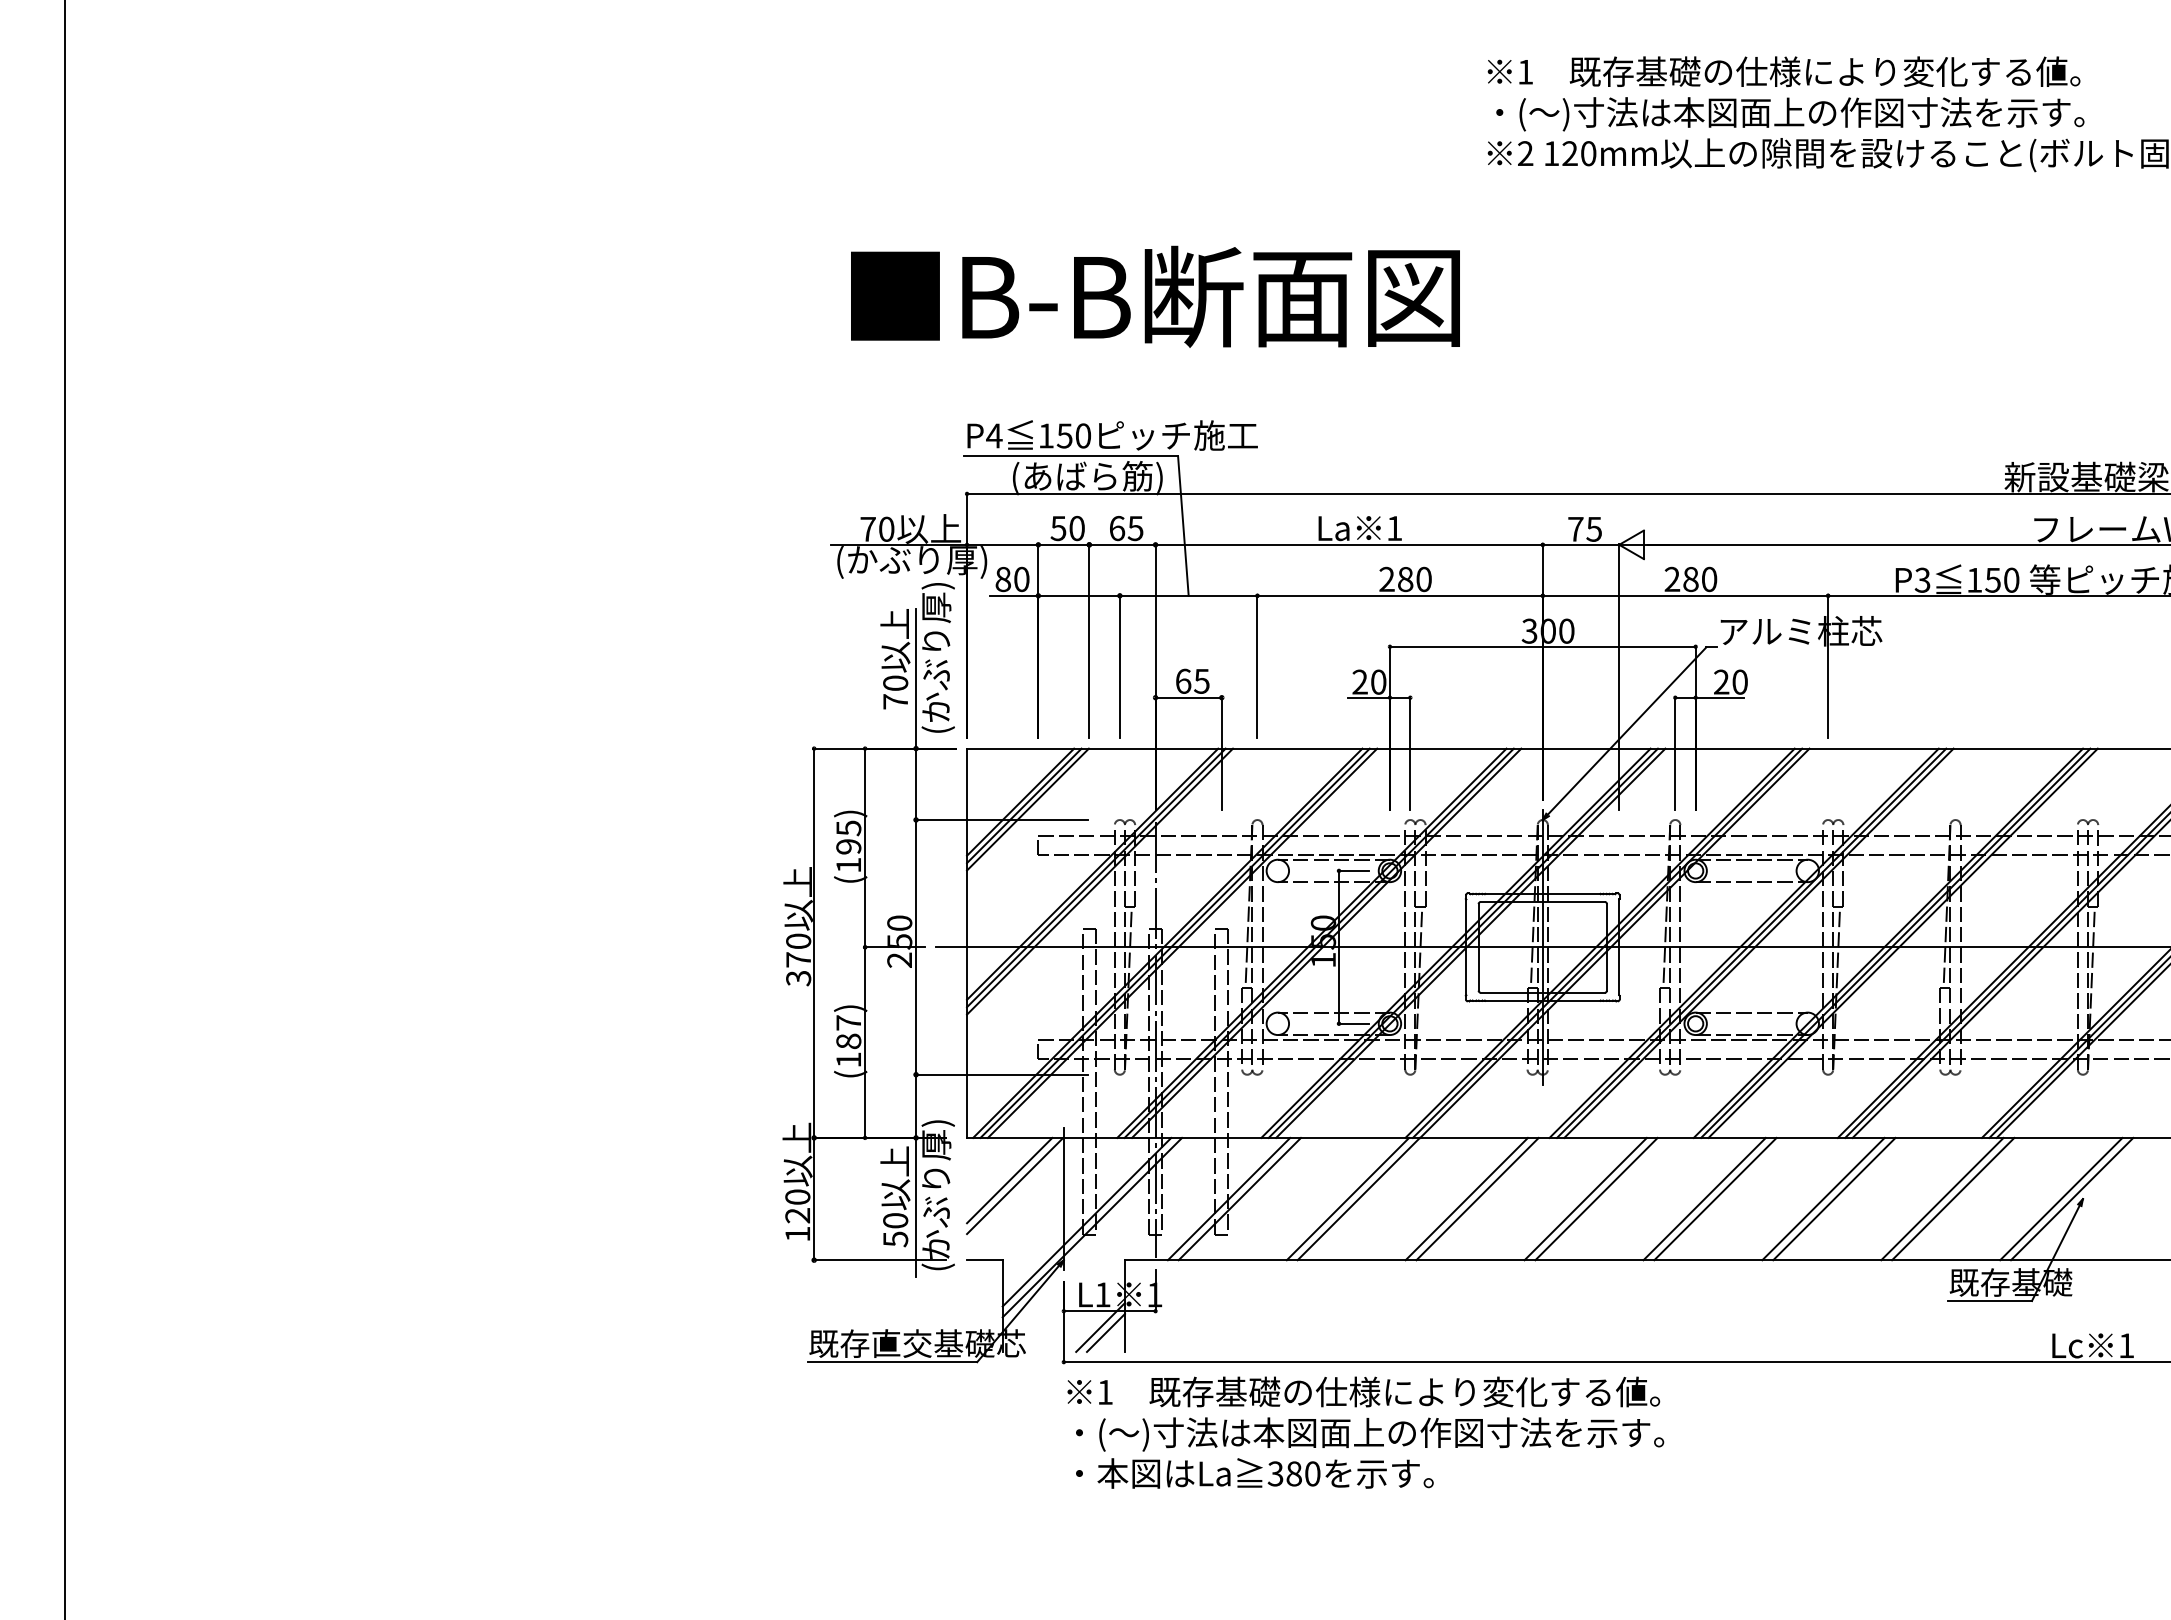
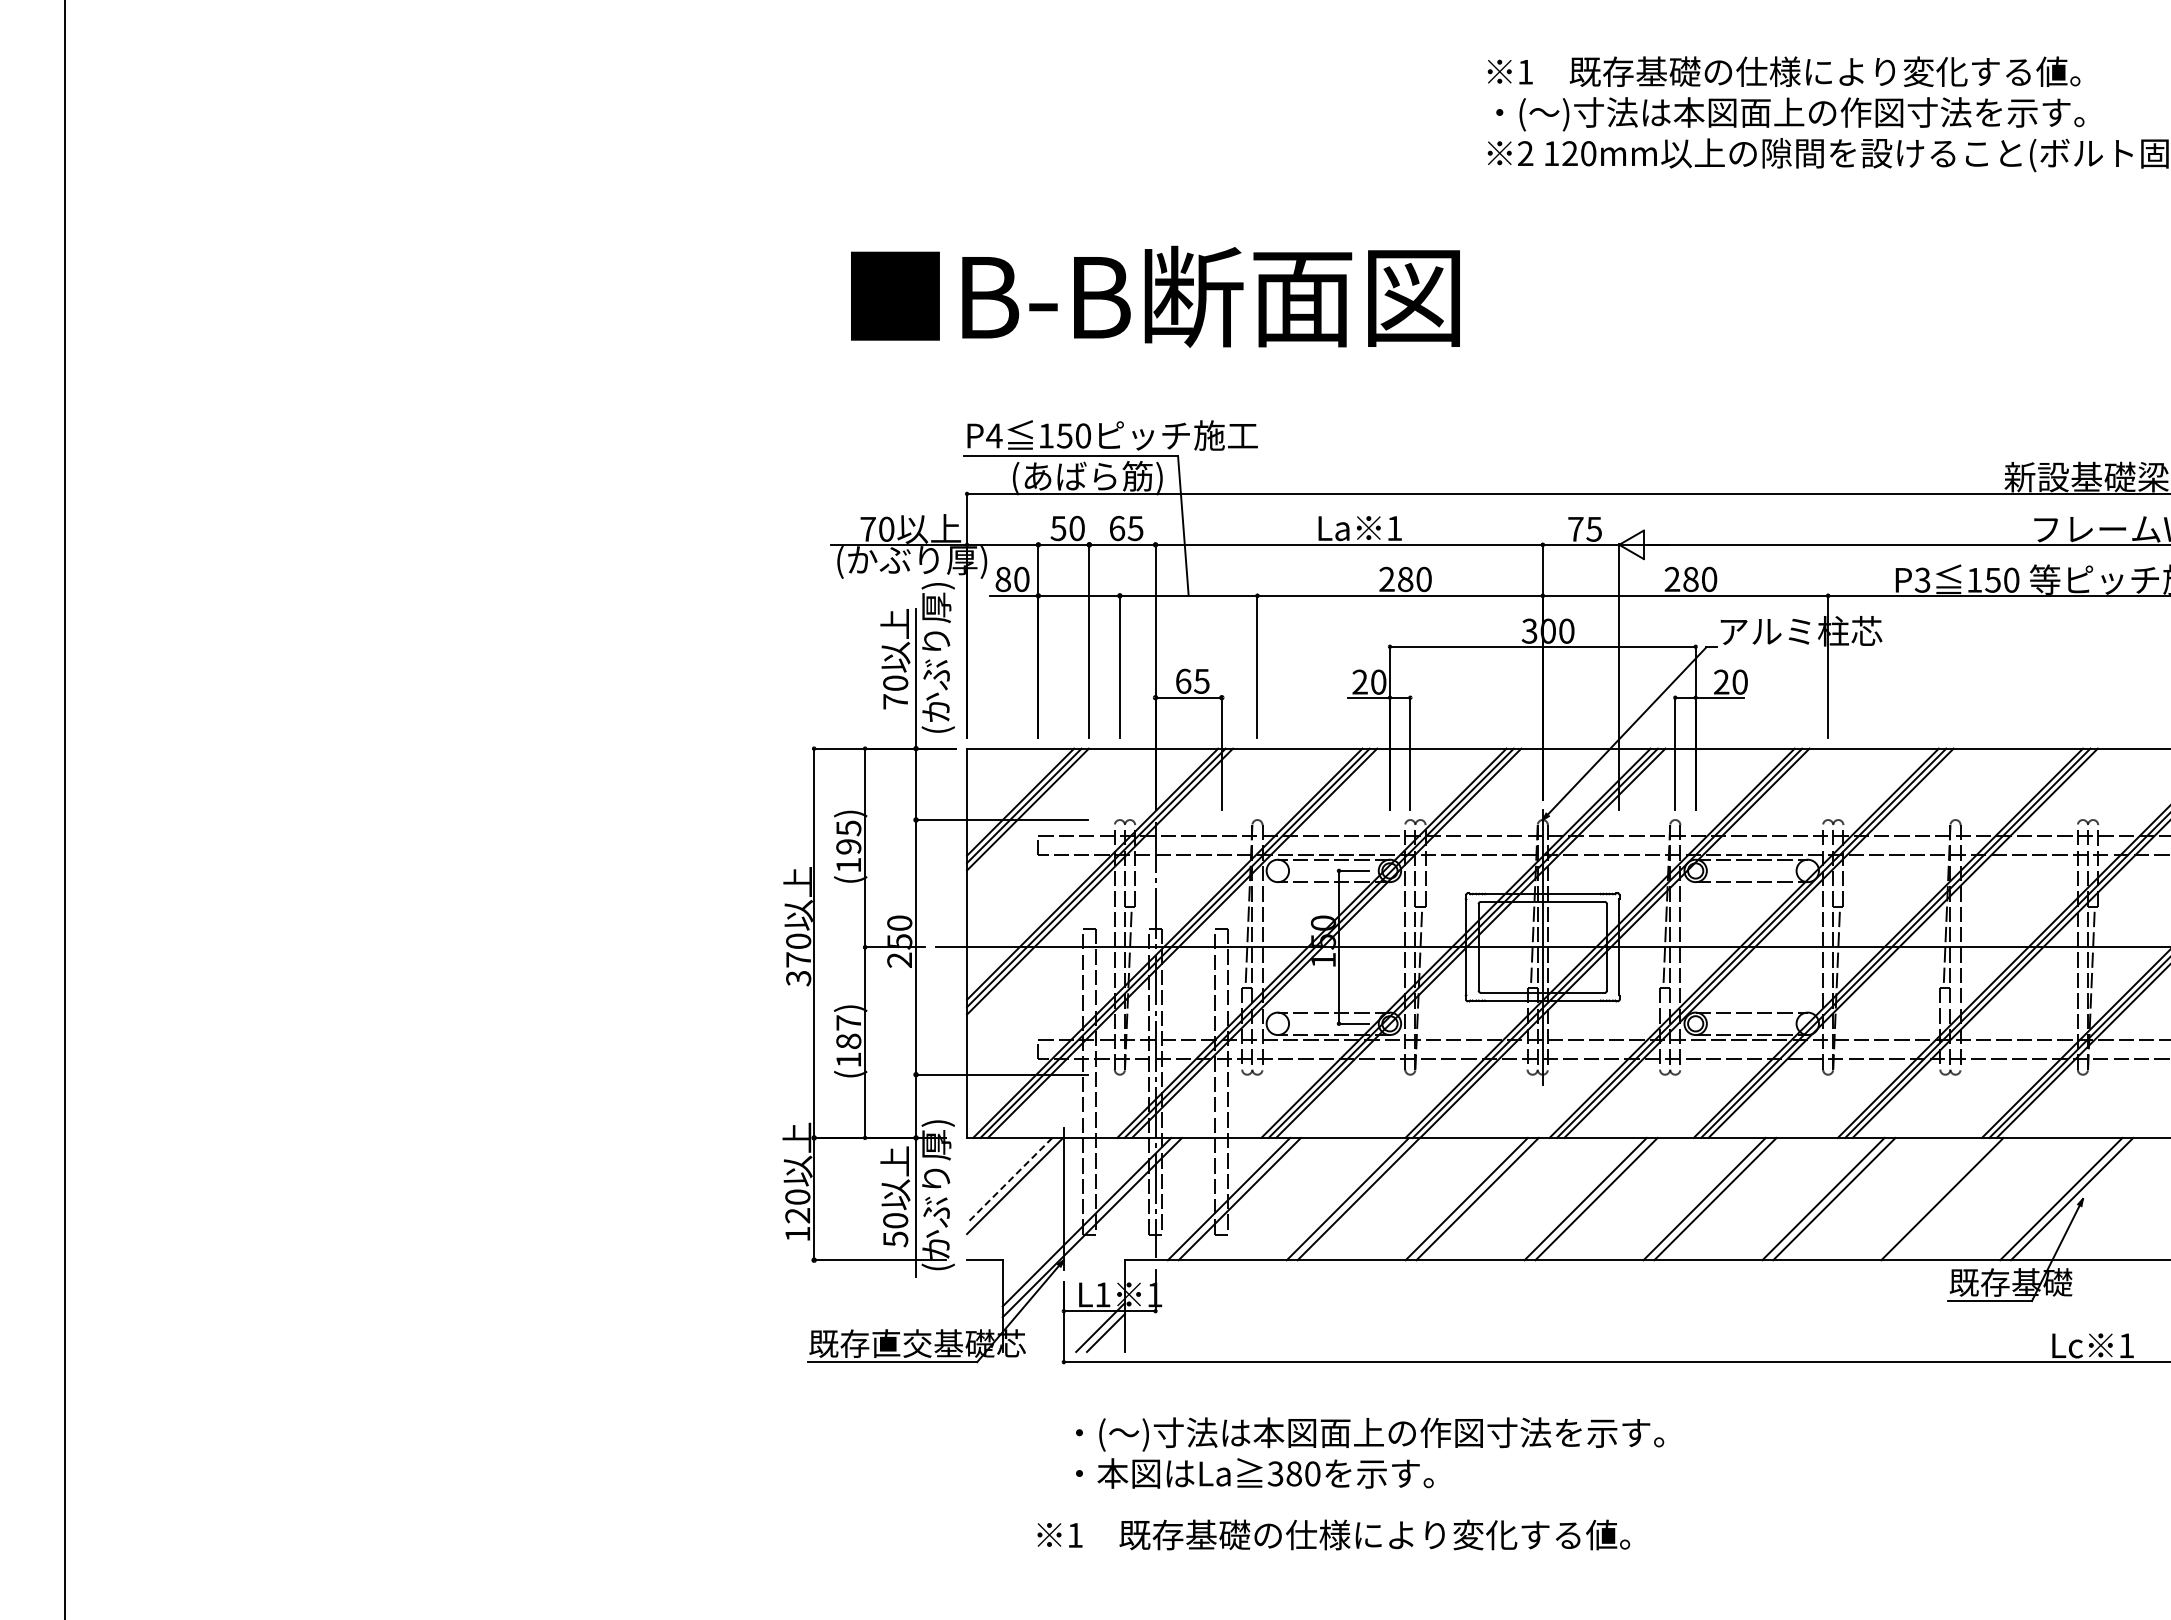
line: solid -> dashed (1009, 1180)
line: present -> none (1953, 1198)
text position: (1363, 1391) -> (1333, 1534) (1333, 1534)
